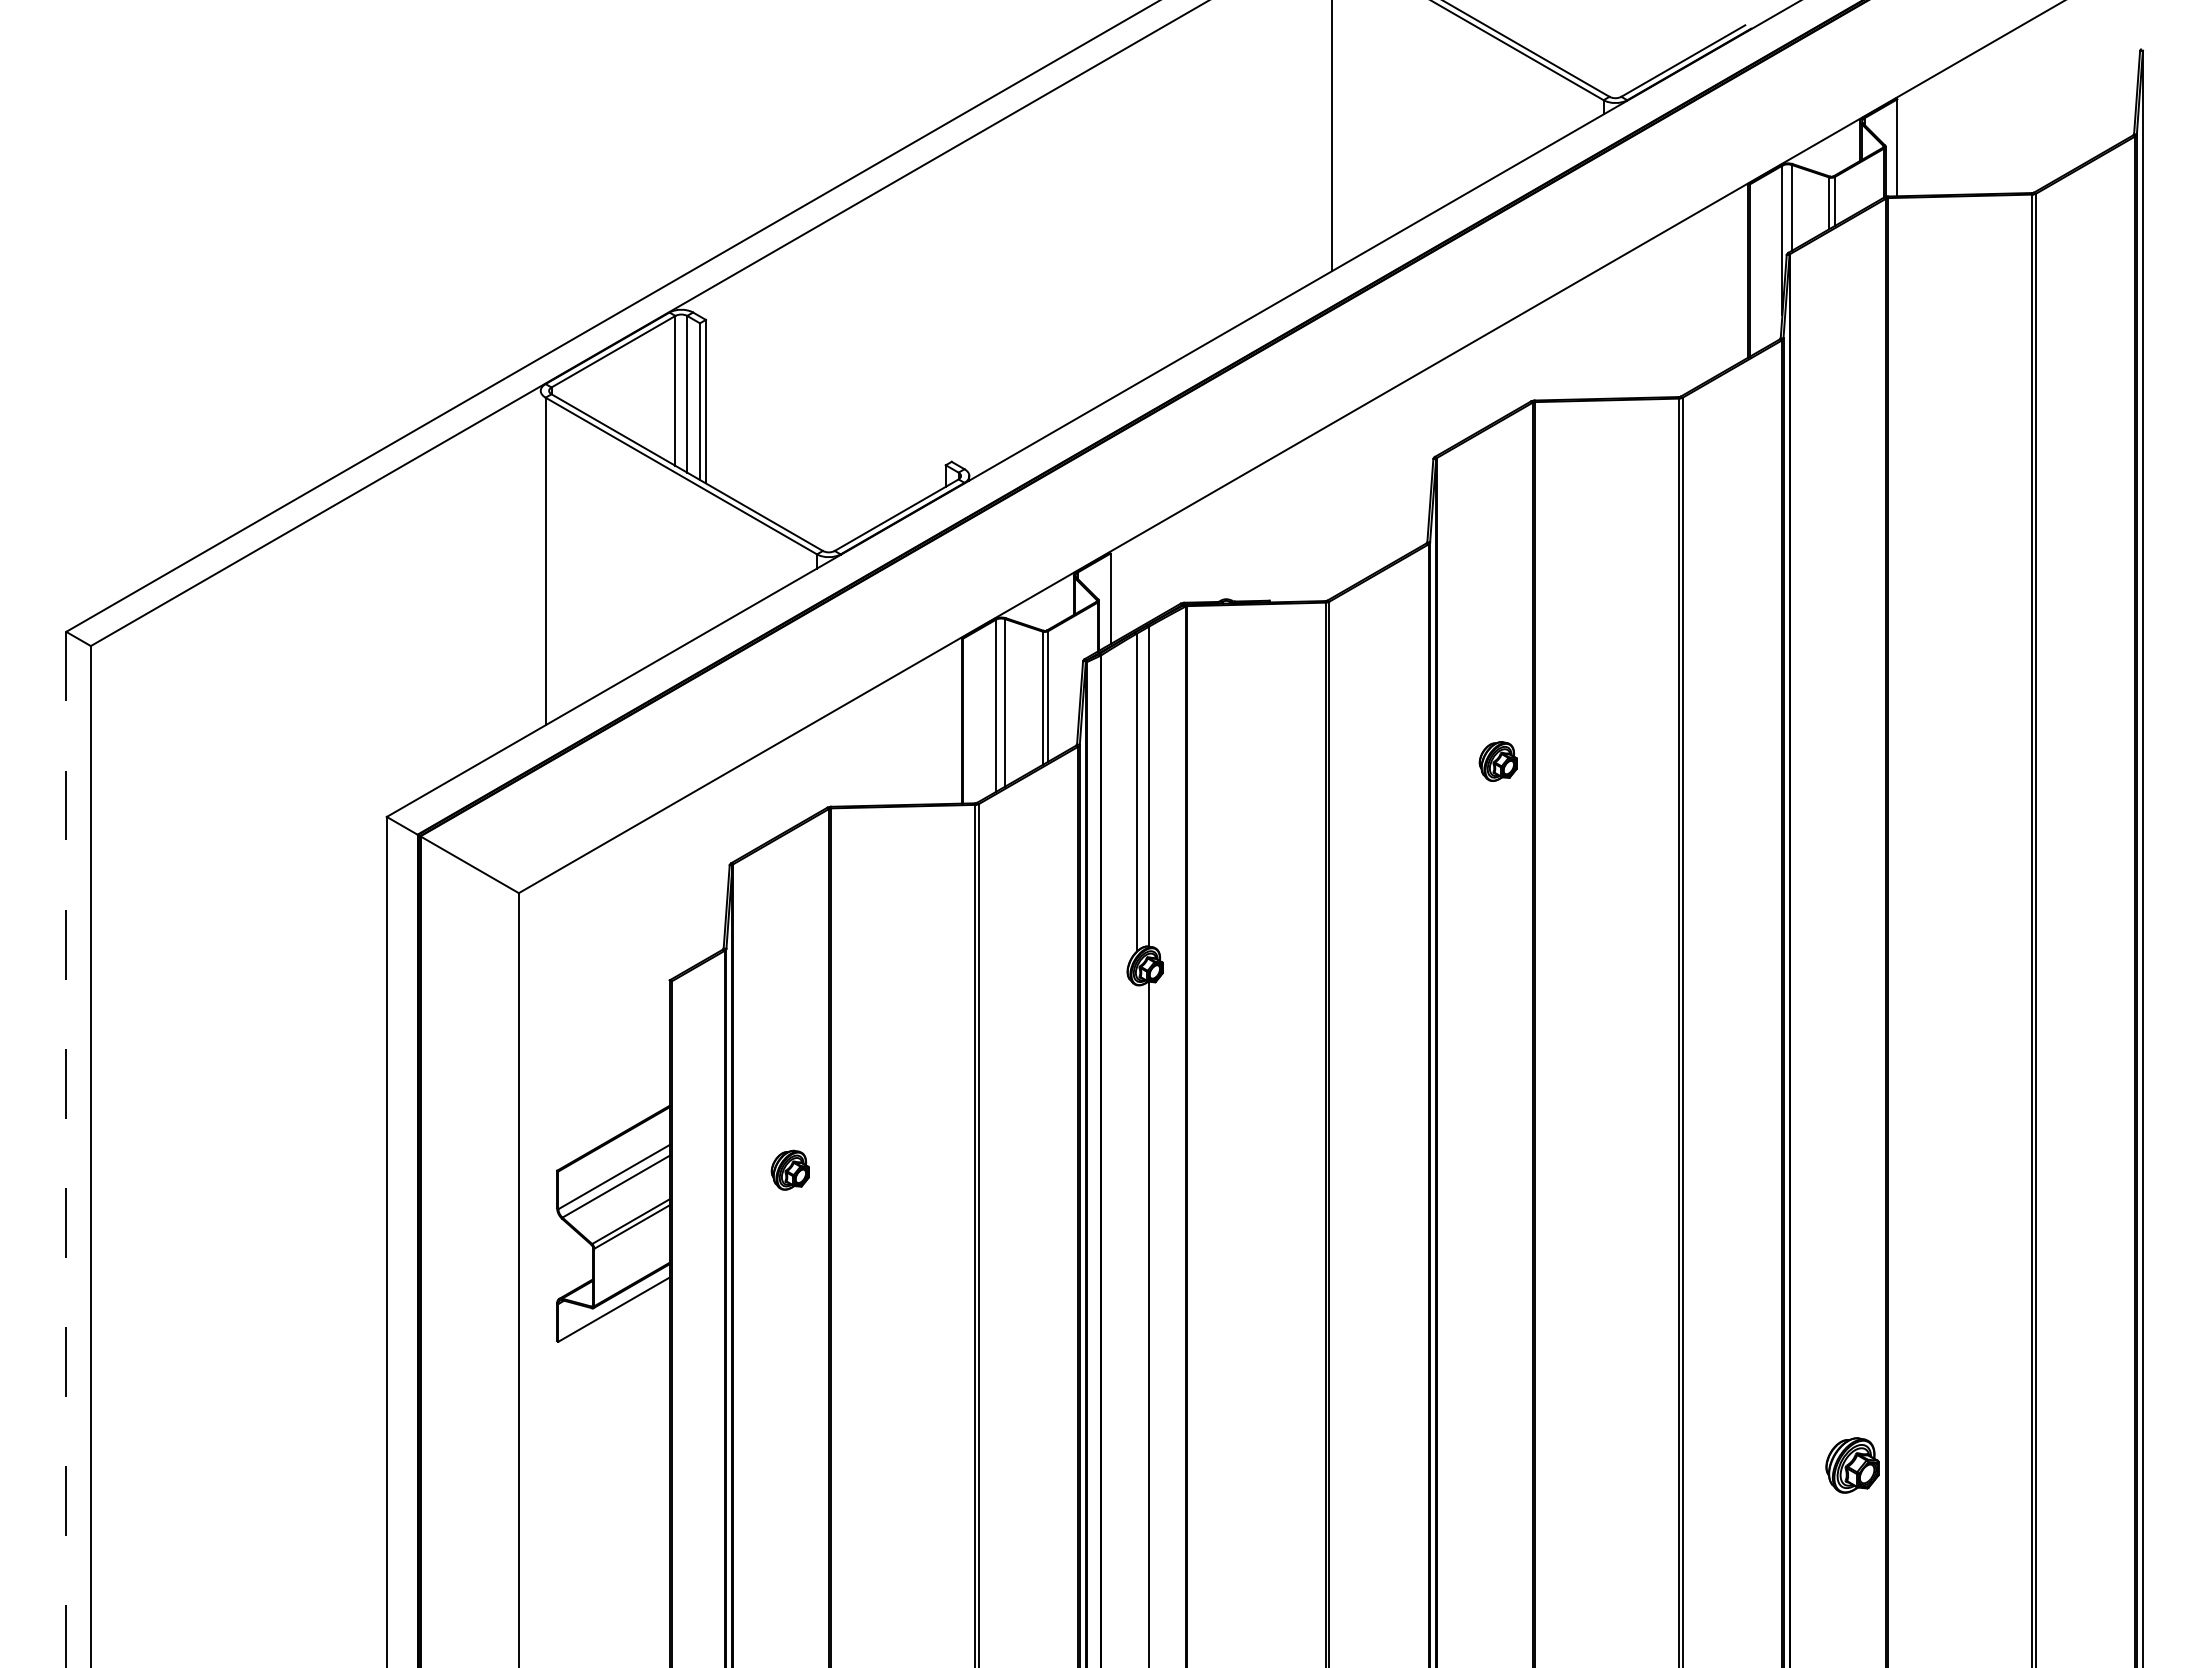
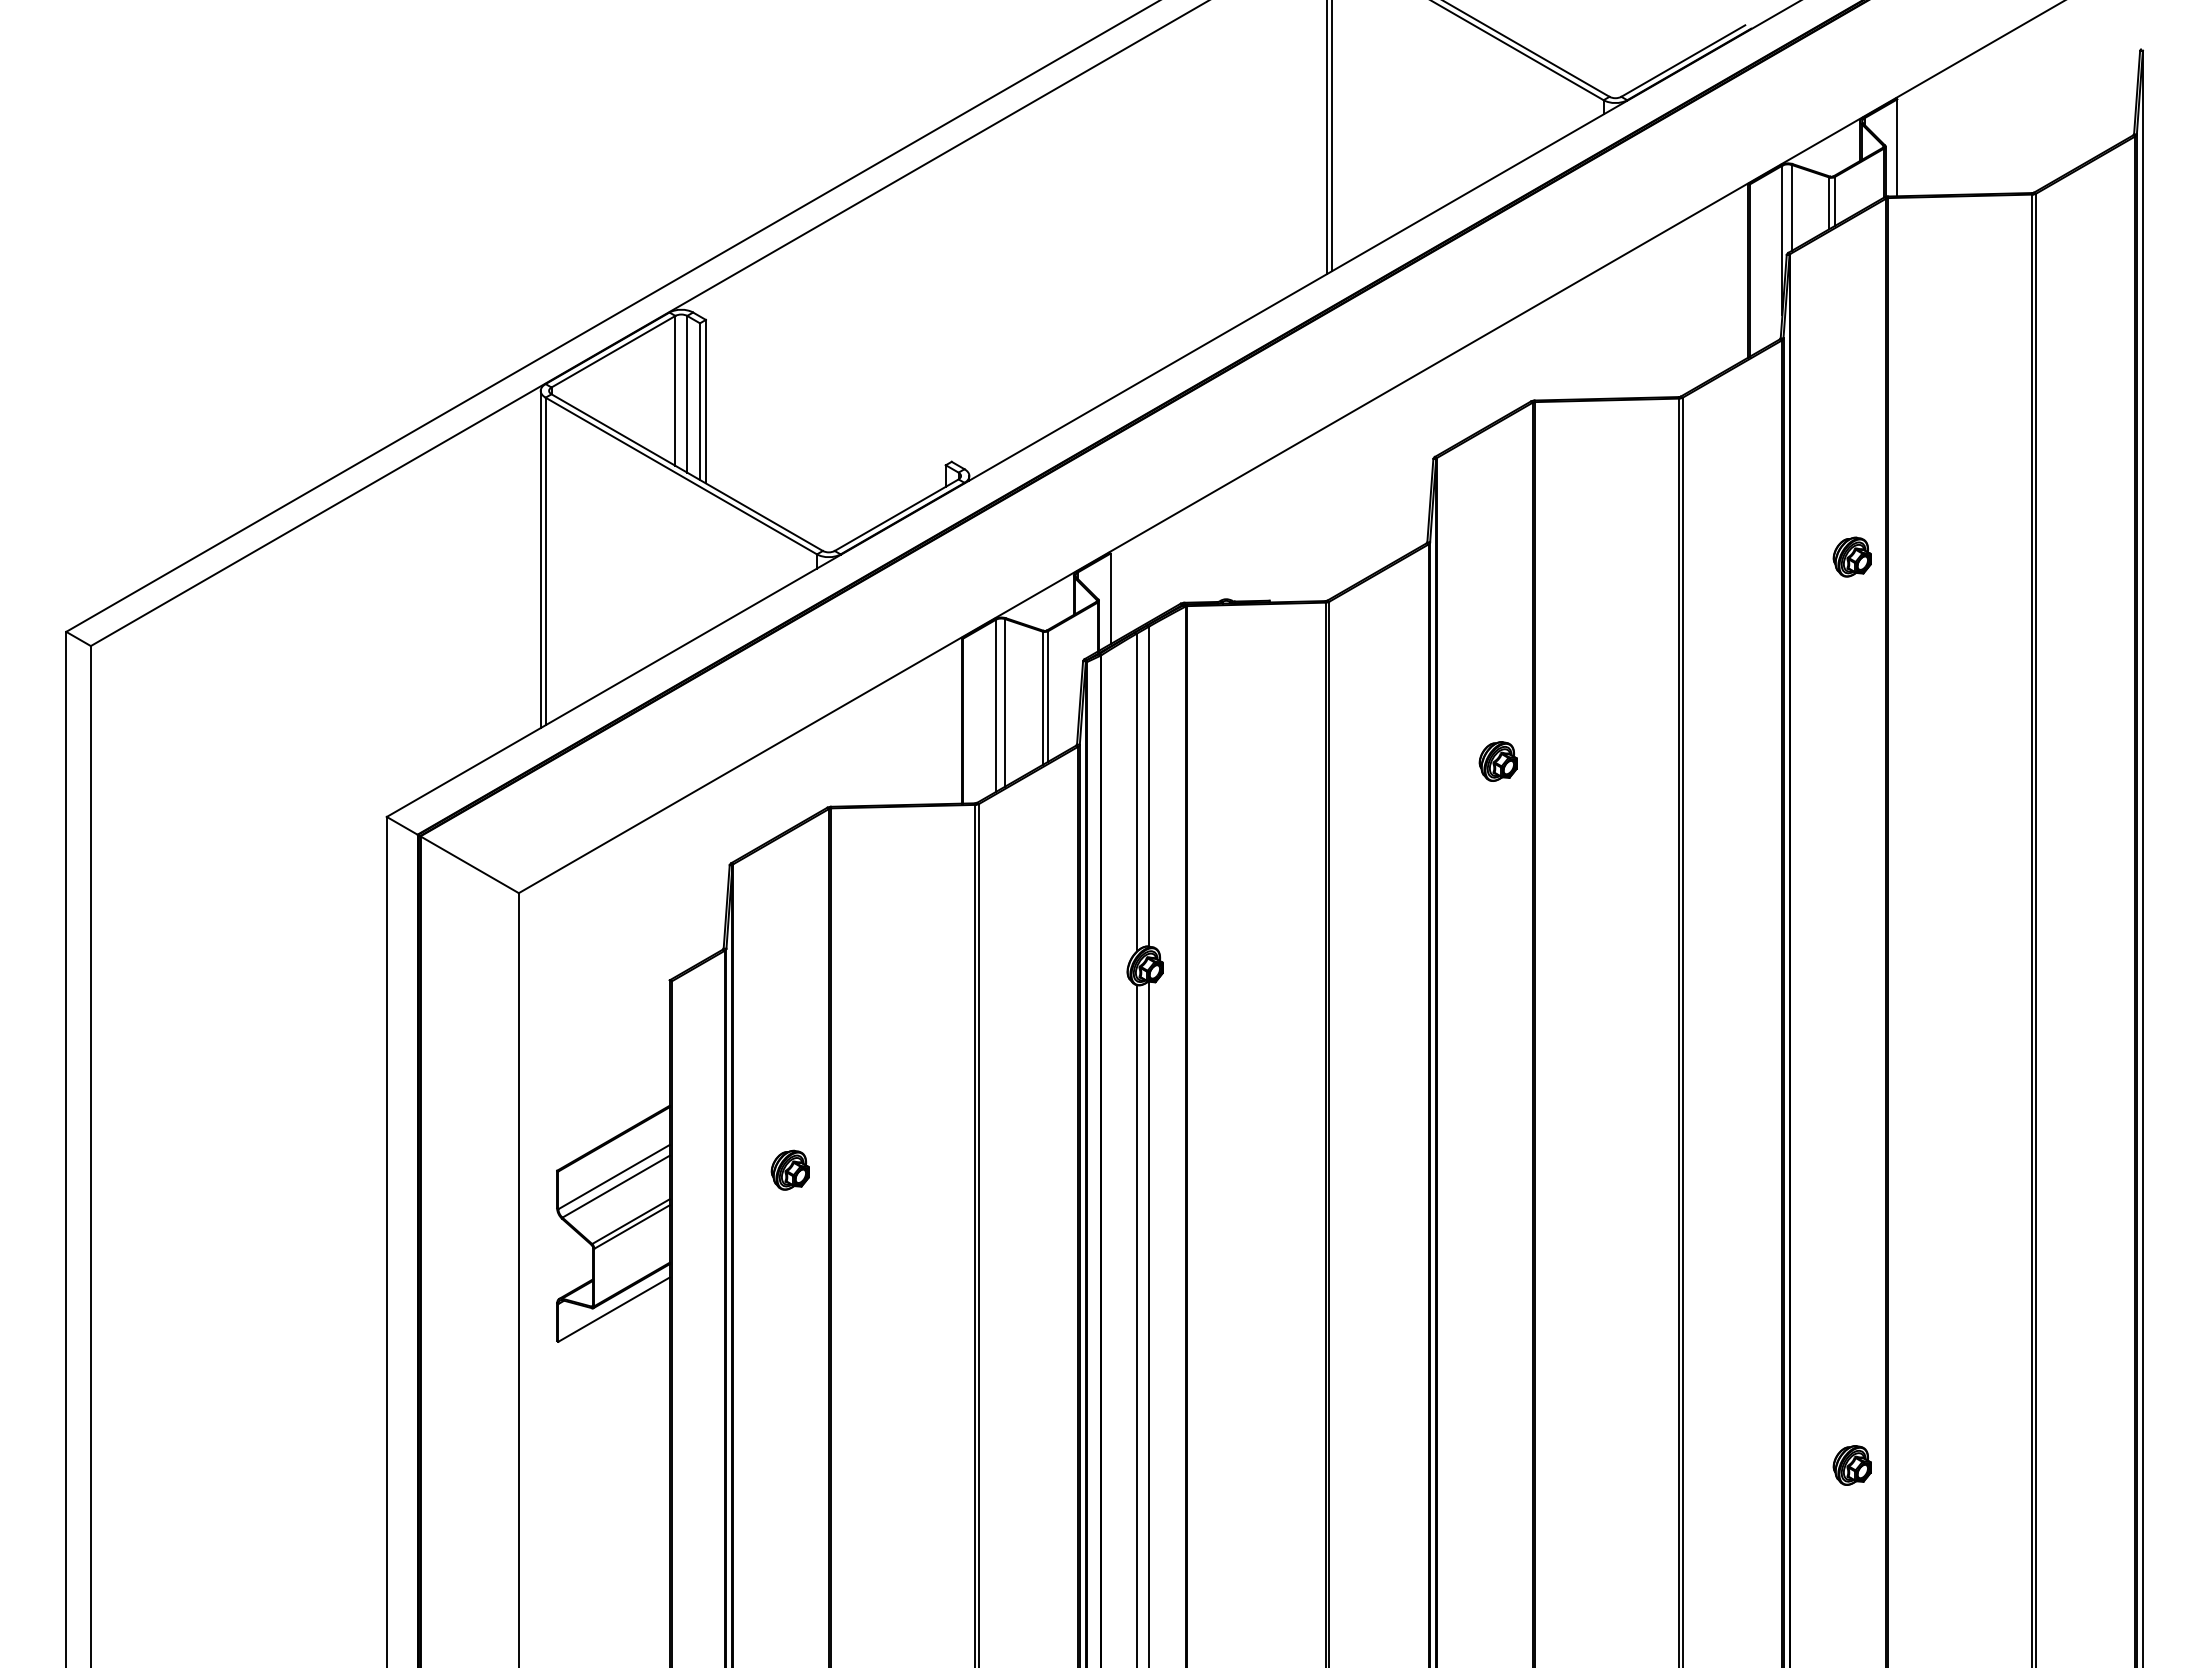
line: none -> present (1327, 137)
part: none -> present (1851, 556)
line: none -> present (540, 559)
line: dashed -> solid (66, 1149)
line: none -> present (1136, 1324)
part size: 55x57 px -> 40x41 px (1851, 1465)
